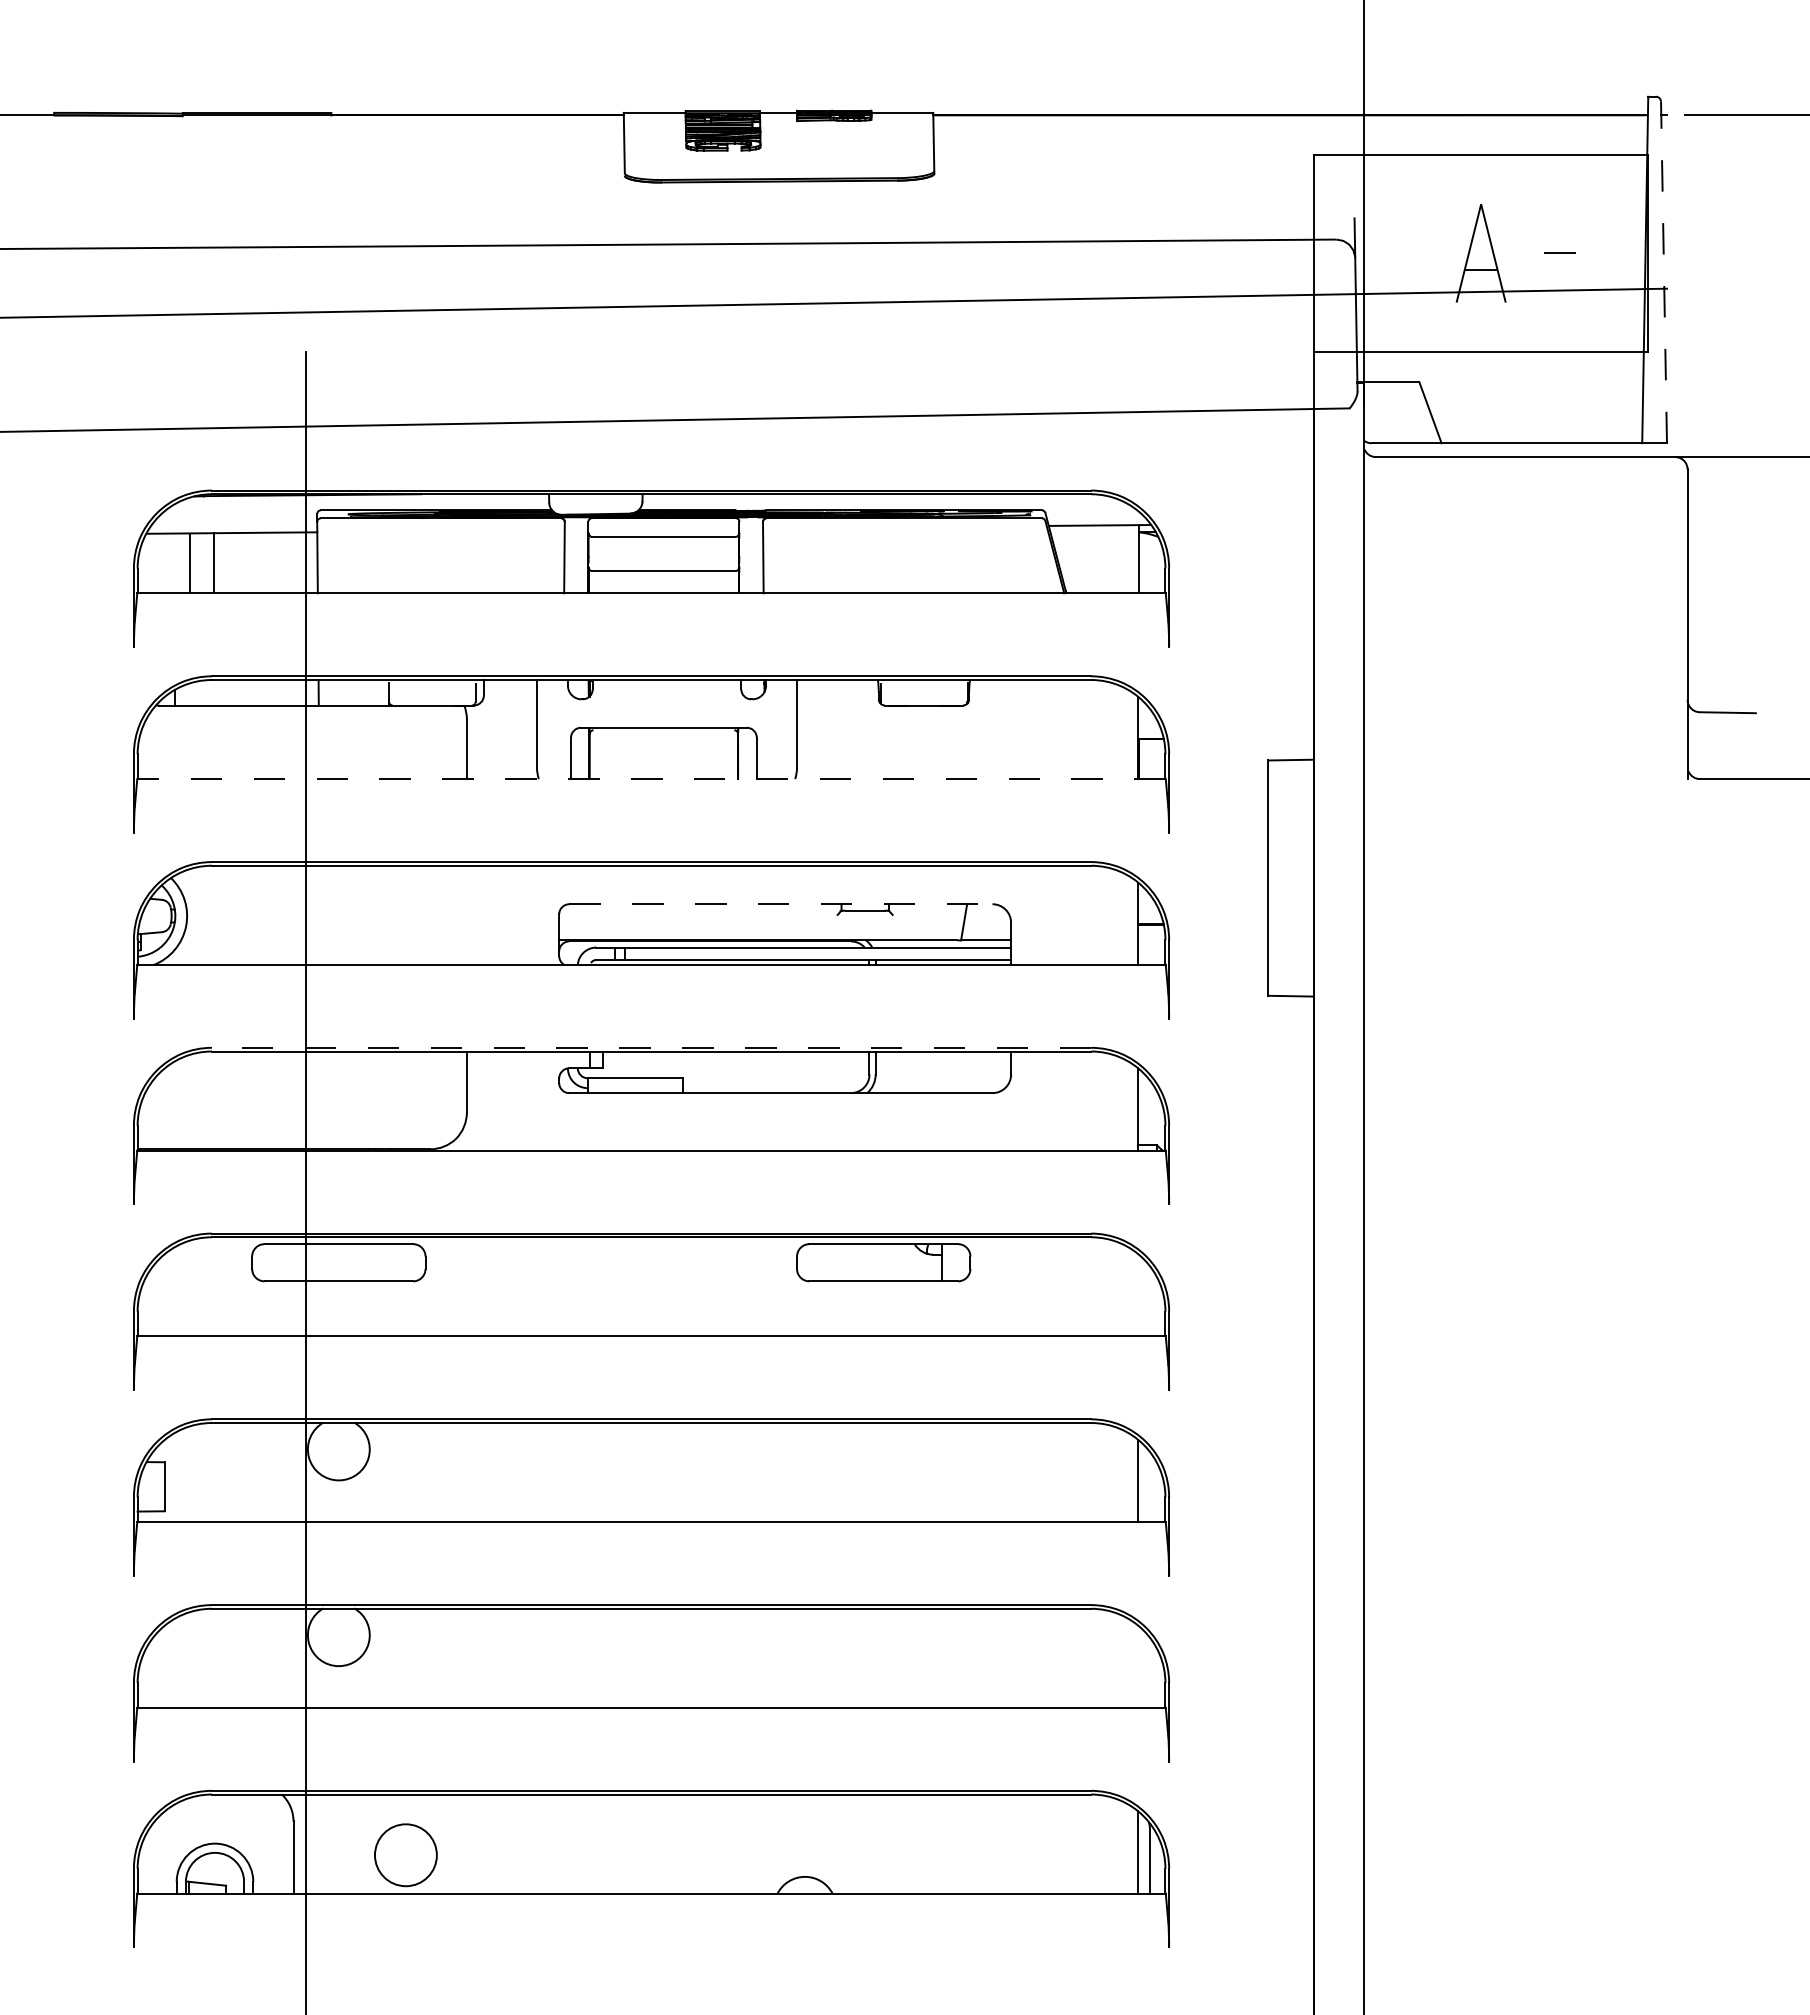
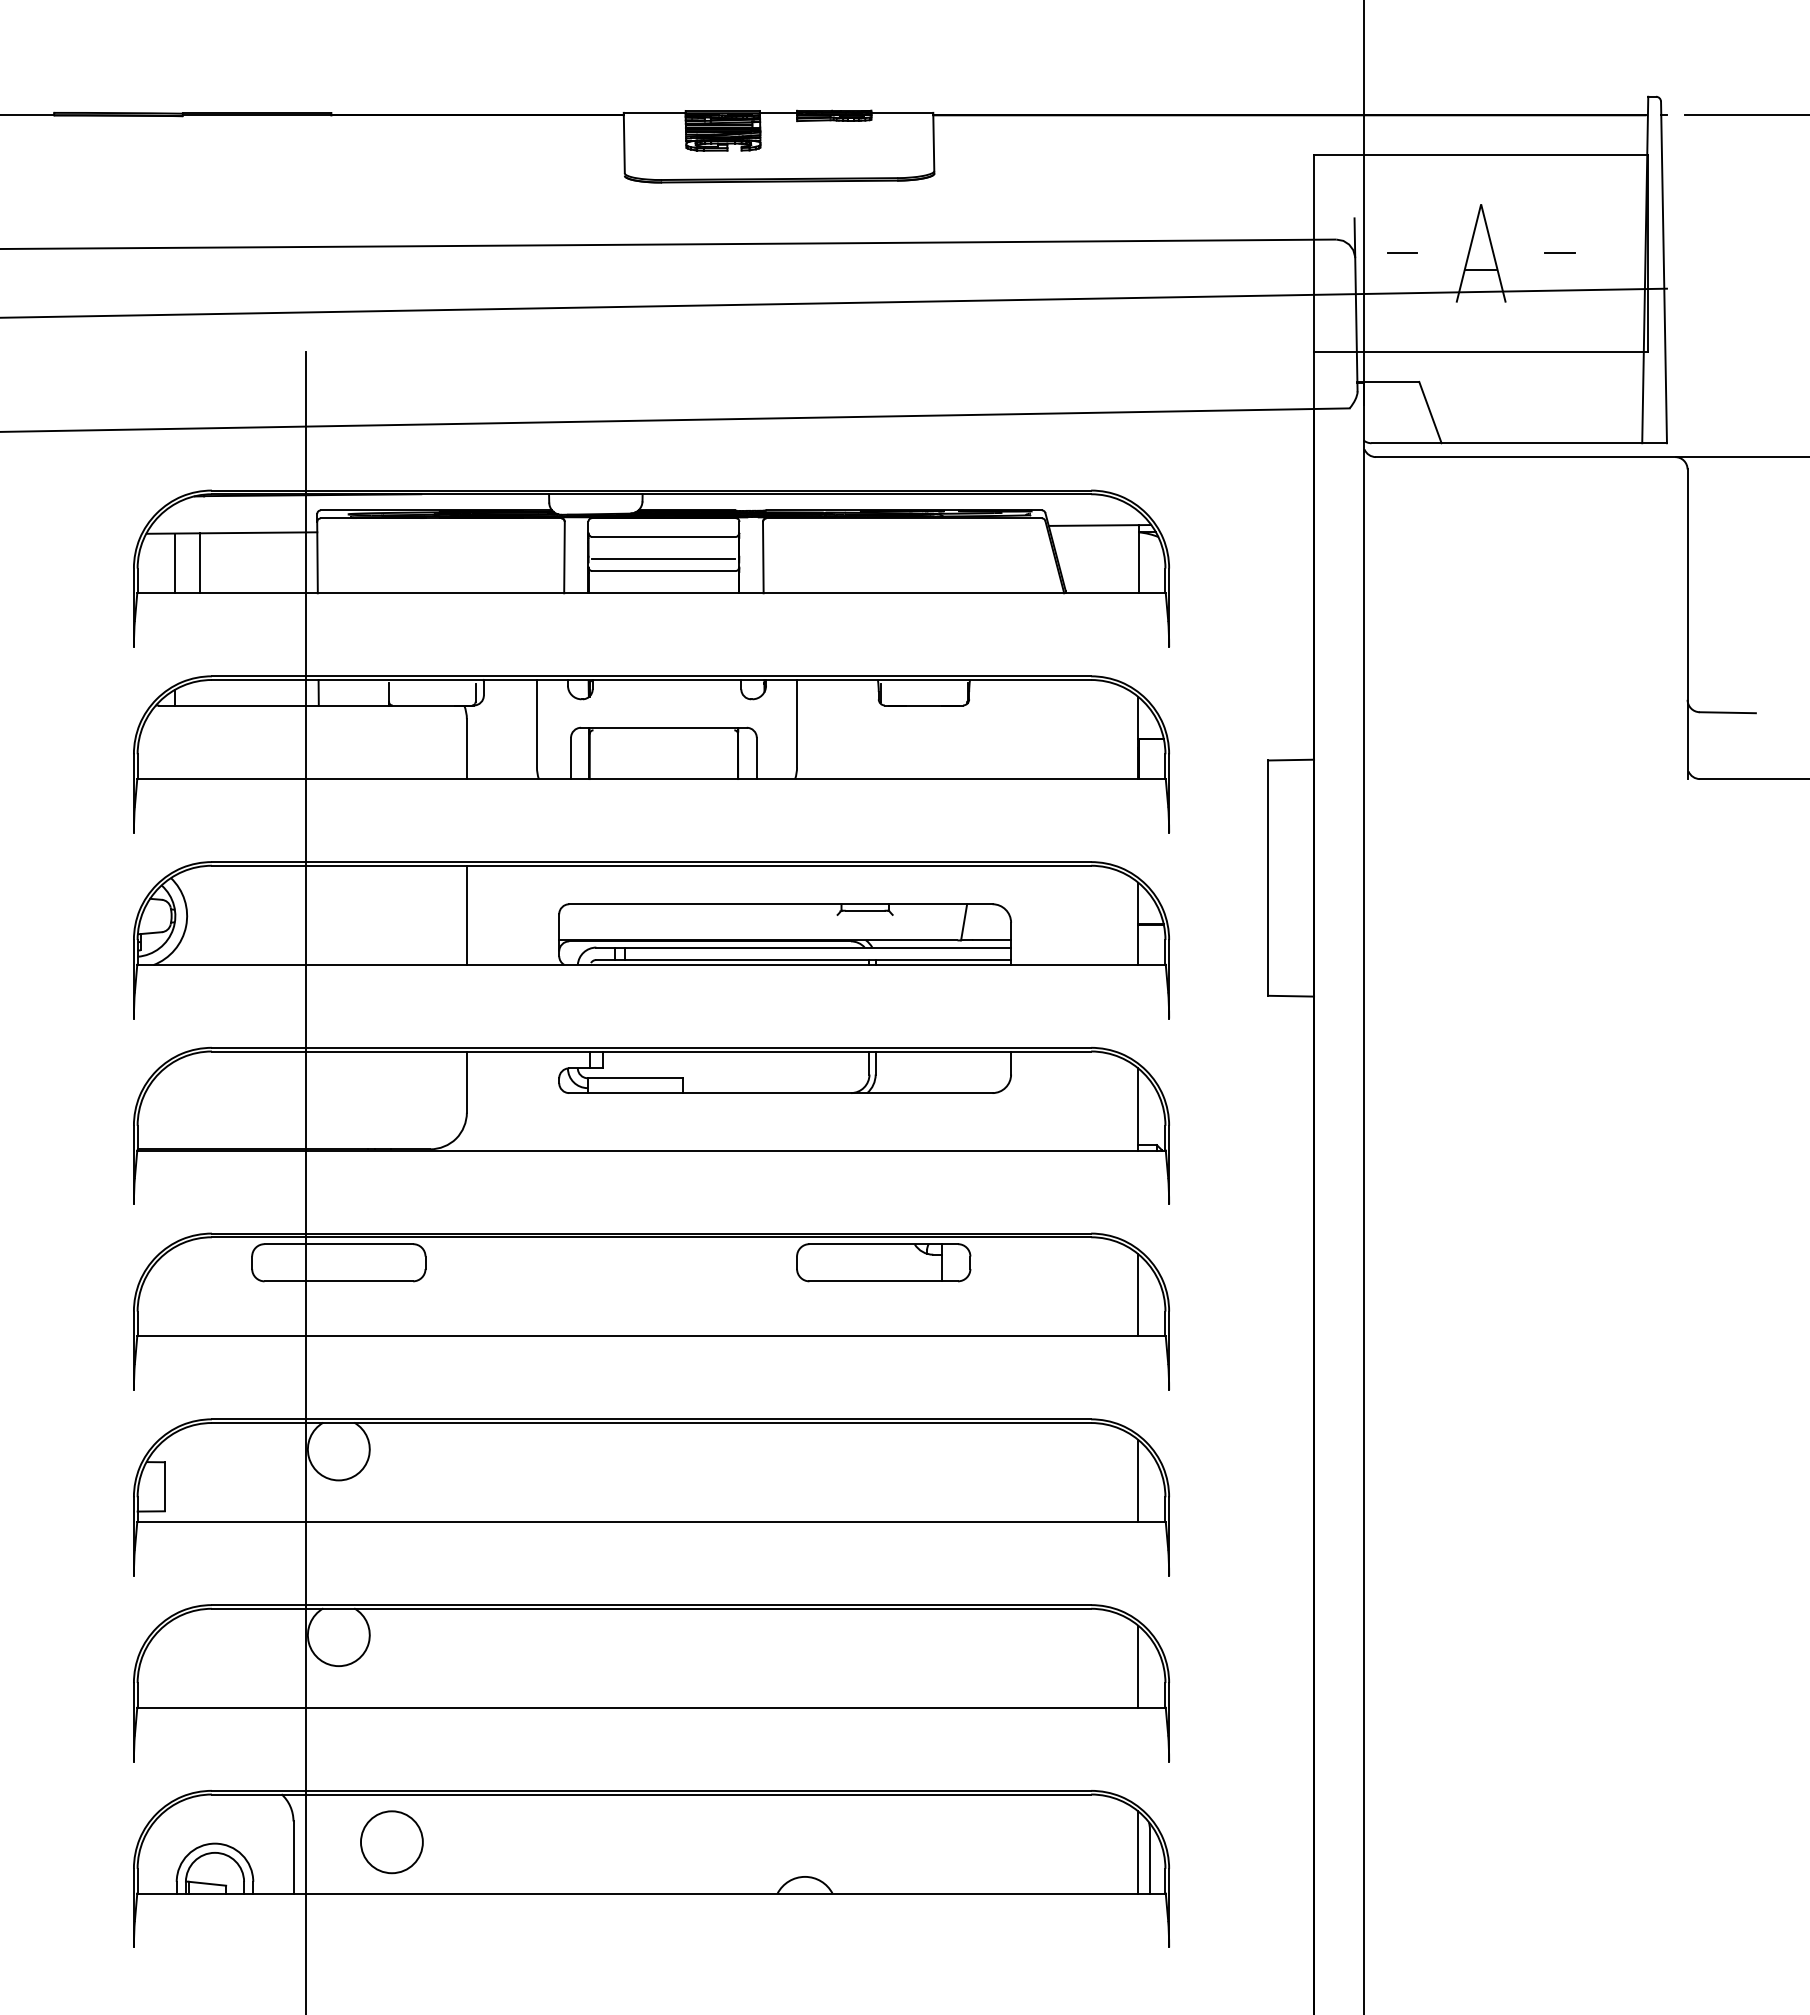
line: none -> present (1402, 252)
line: dashed -> solid (1664, 272)
line: none -> present (663, 558)
line position: (190, 563) -> (175, 563) (175, 563)
line position: (214, 563) -> (200, 563) (200, 563)
line: dashed -> solid (651, 779)
line: dashed -> solid (780, 904)
line: none -> present (466, 914)
line: dashed -> solid (651, 1047)
line: none -> present (1137, 1295)
line: none -> present (1137, 1666)
circle position: (405, 1855) -> (391, 1842) (391, 1842)
